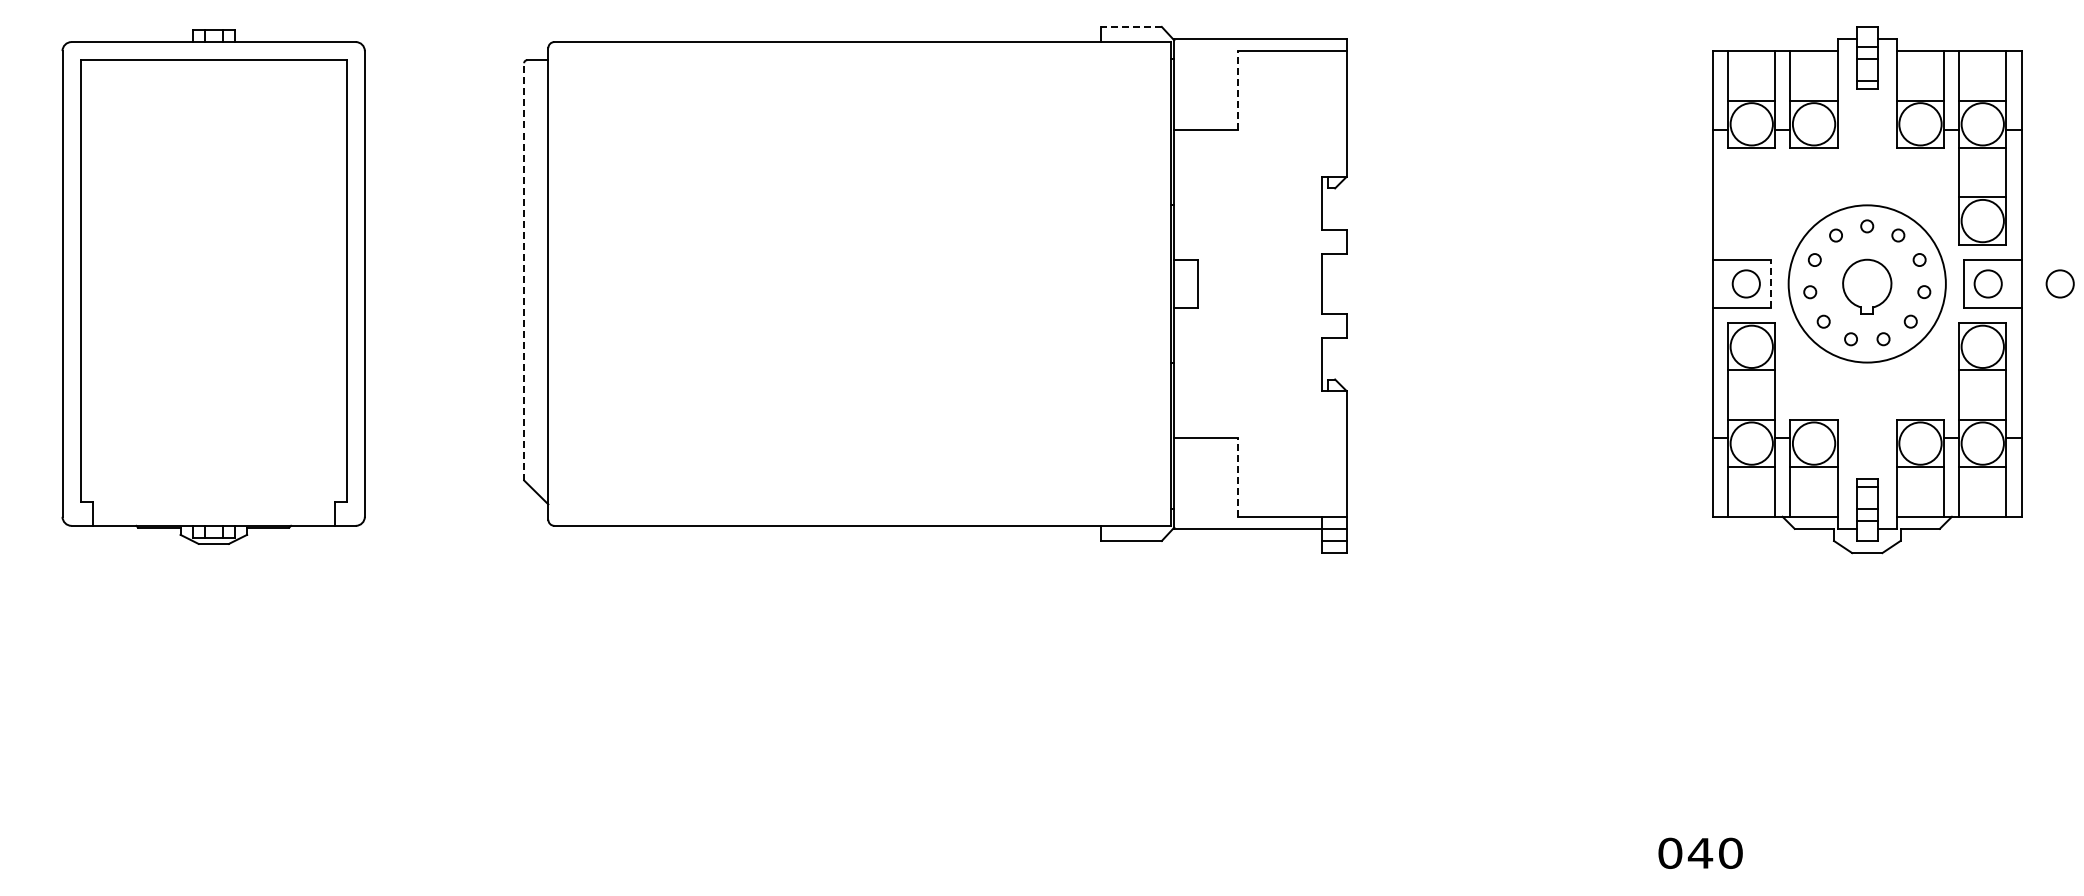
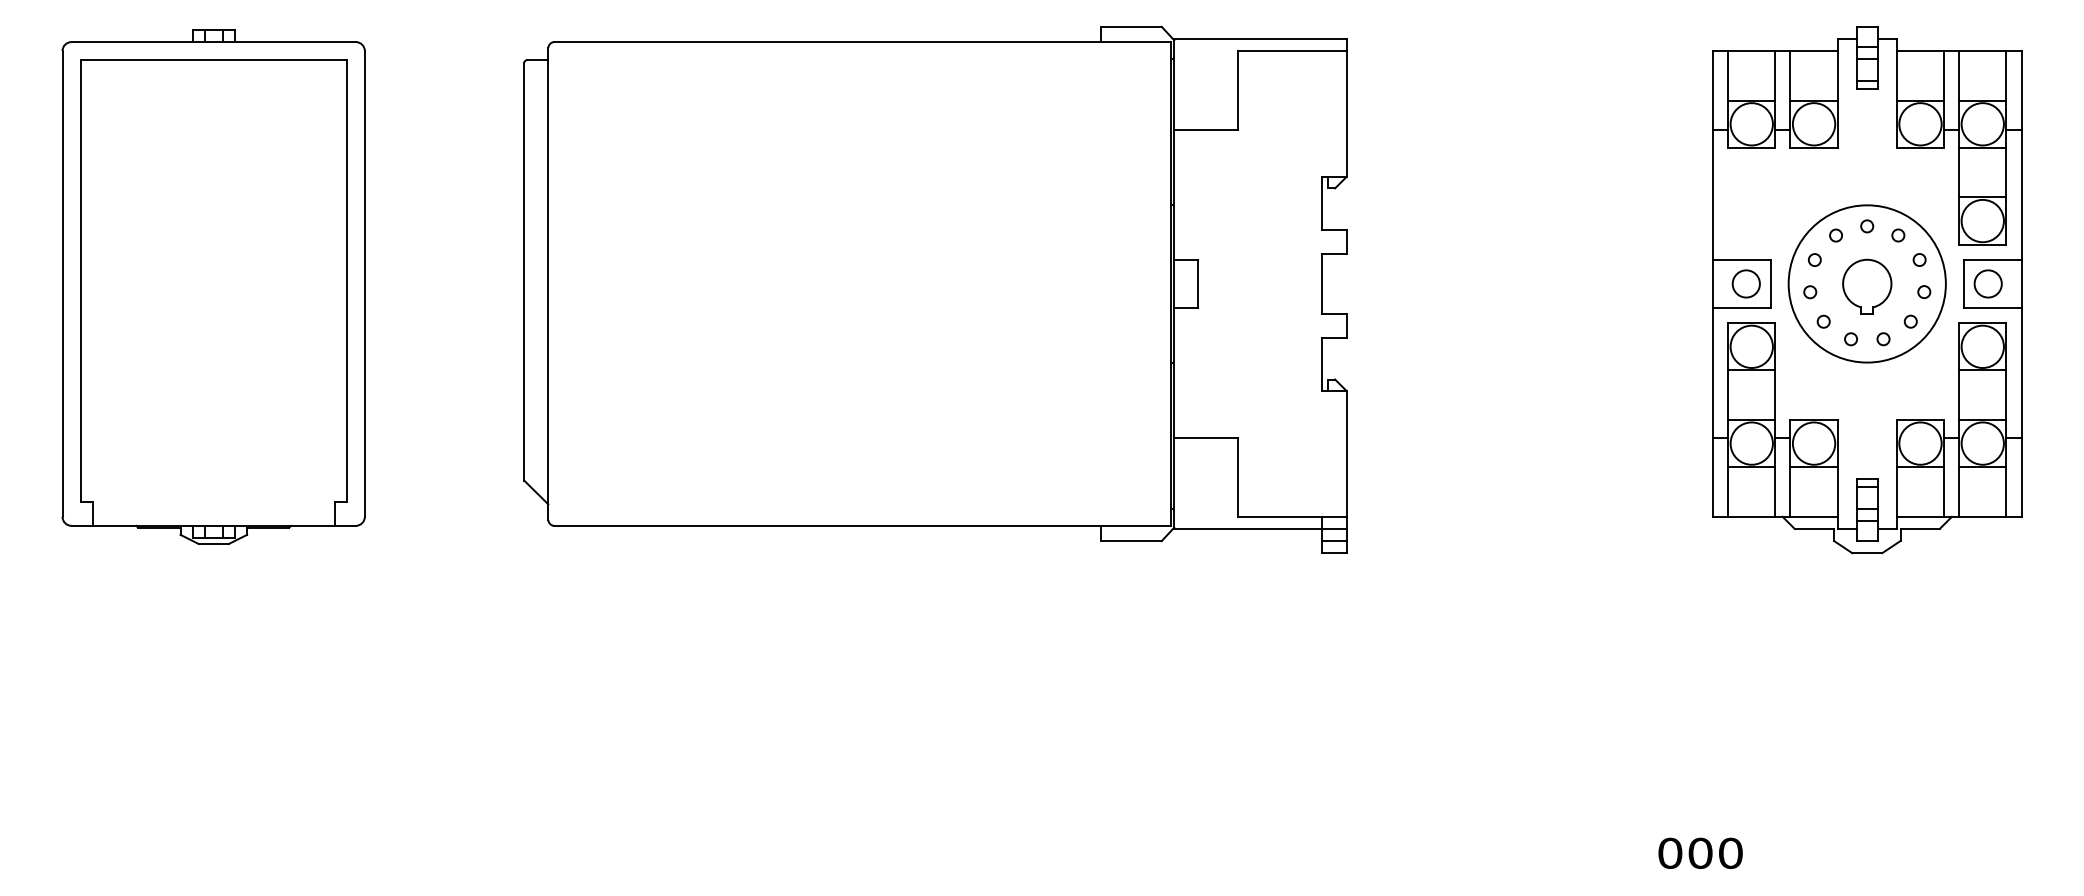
line: dashed -> solid (1131, 26)
line: dashed -> solid (1237, 89)
line: dashed -> solid (524, 271)
line: dashed -> solid (1770, 283)
circle: present -> none (2059, 283)
line: dashed -> solid (1237, 476)
text: 040 -> 000 (1700, 852)
